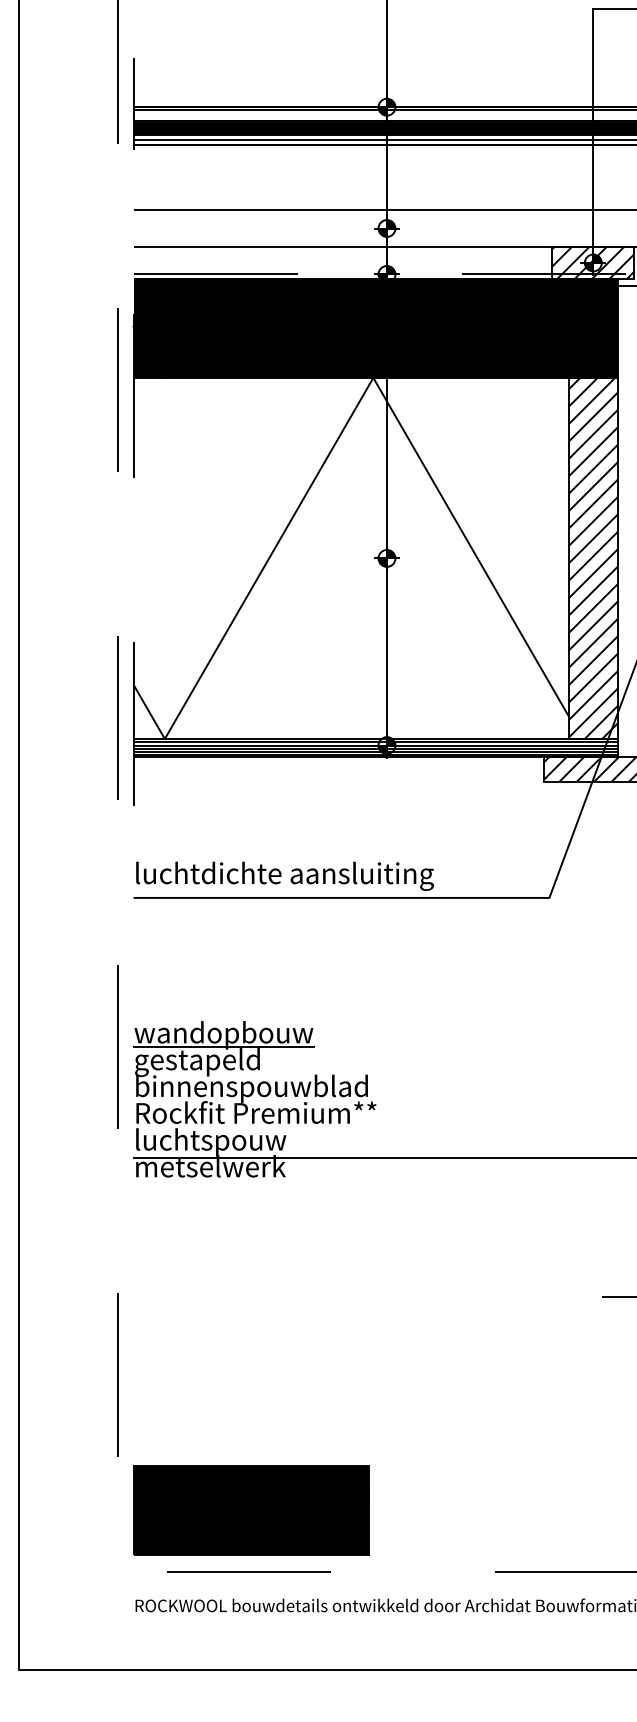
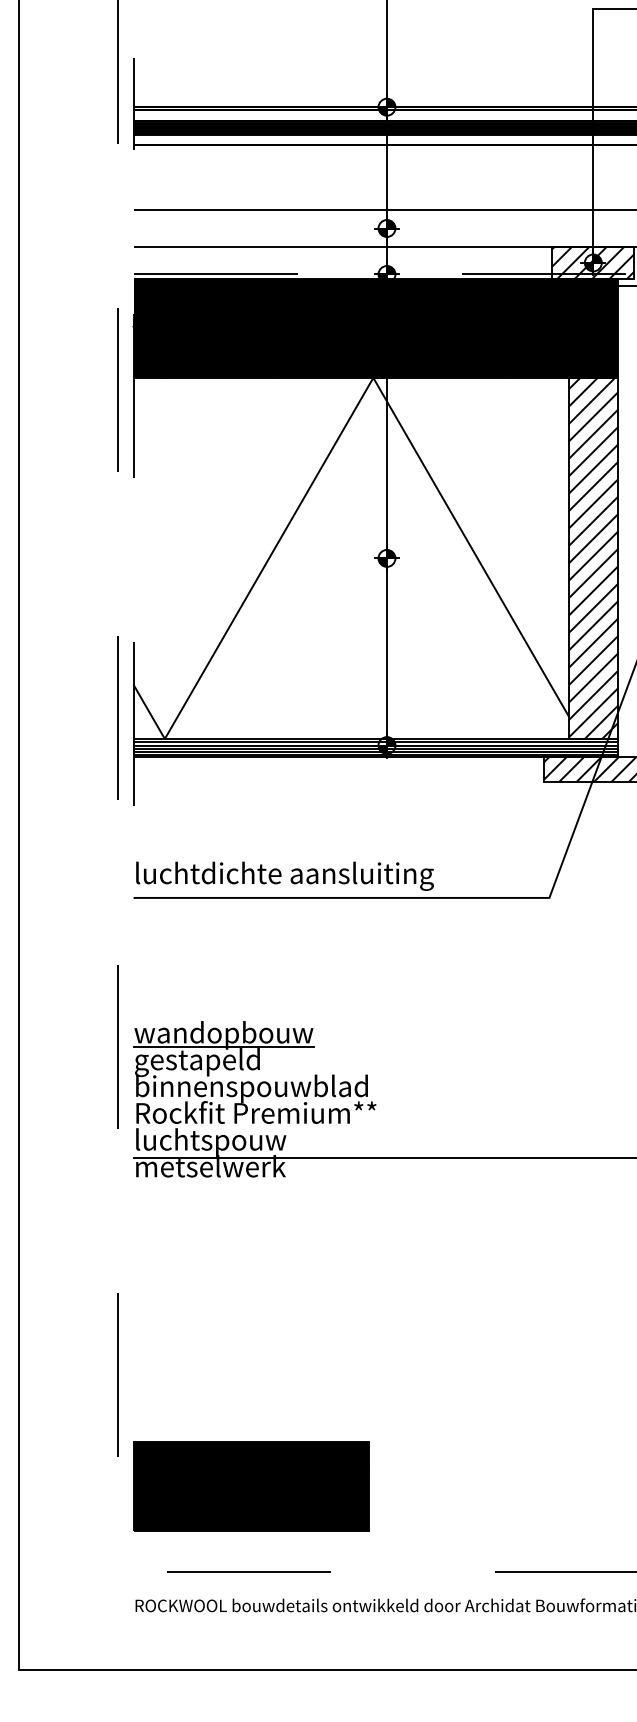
line: present -> none (383, 139)
line: present -> none (617, 1297)
part position: (251, 1510) -> (251, 1486) (251, 1486)
